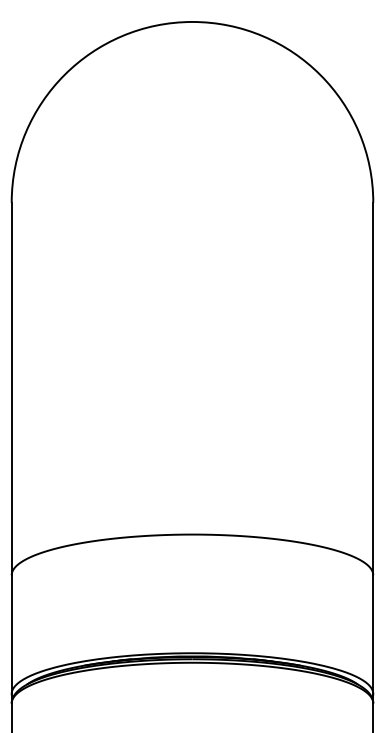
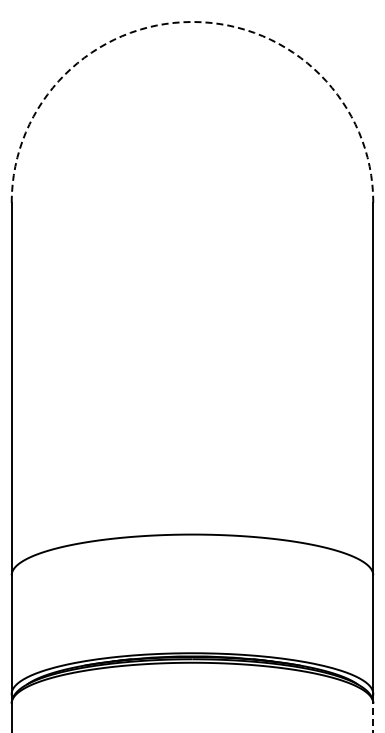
arc: solid -> dashed (192, 21)
line: solid -> dashed (373, 717)
